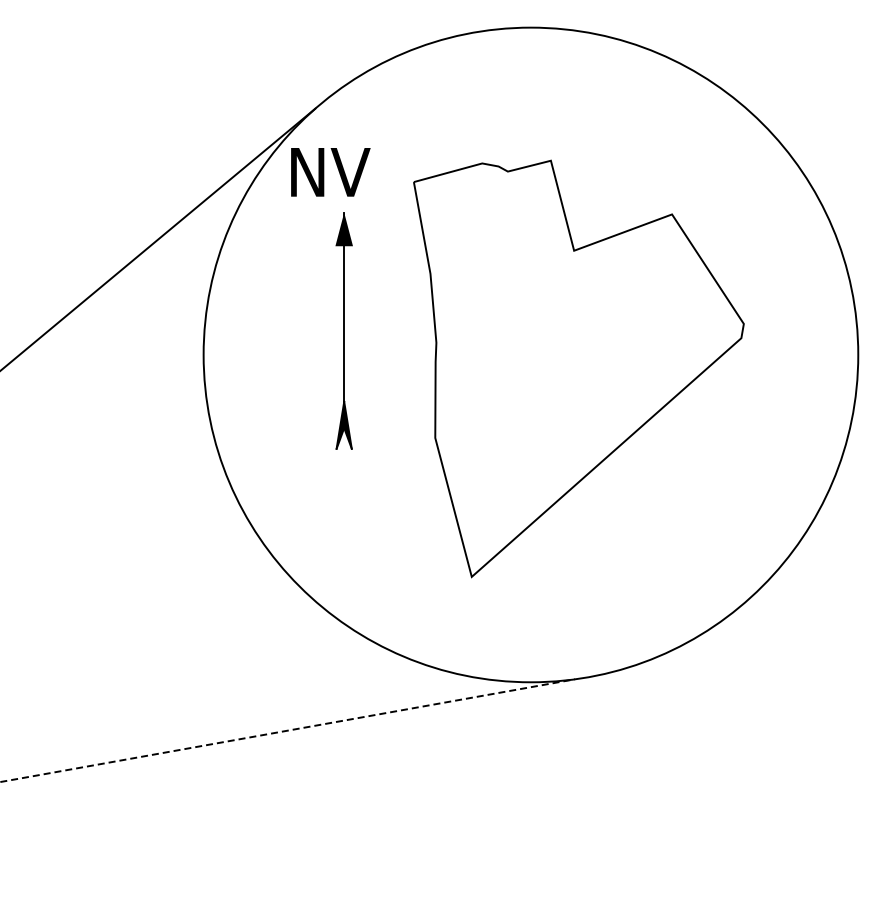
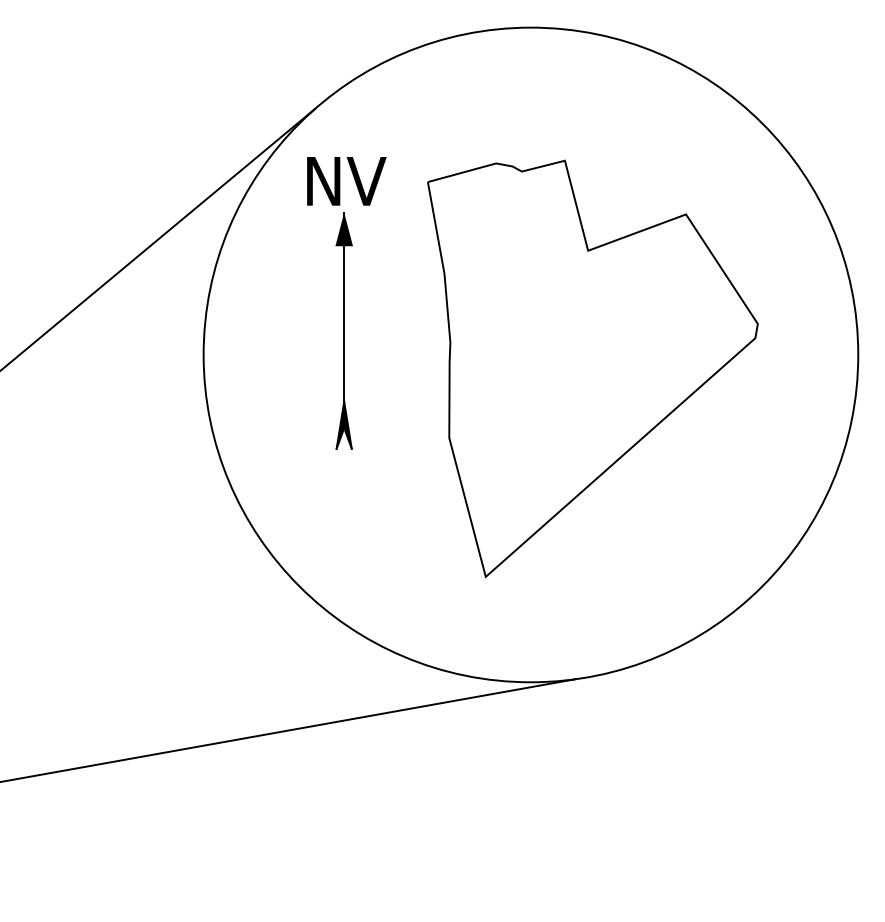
text position: (330, 172) -> (346, 181) (346, 181)
part position: (578, 368) -> (592, 368) (592, 368)
line: dashed -> solid (287, 730)
